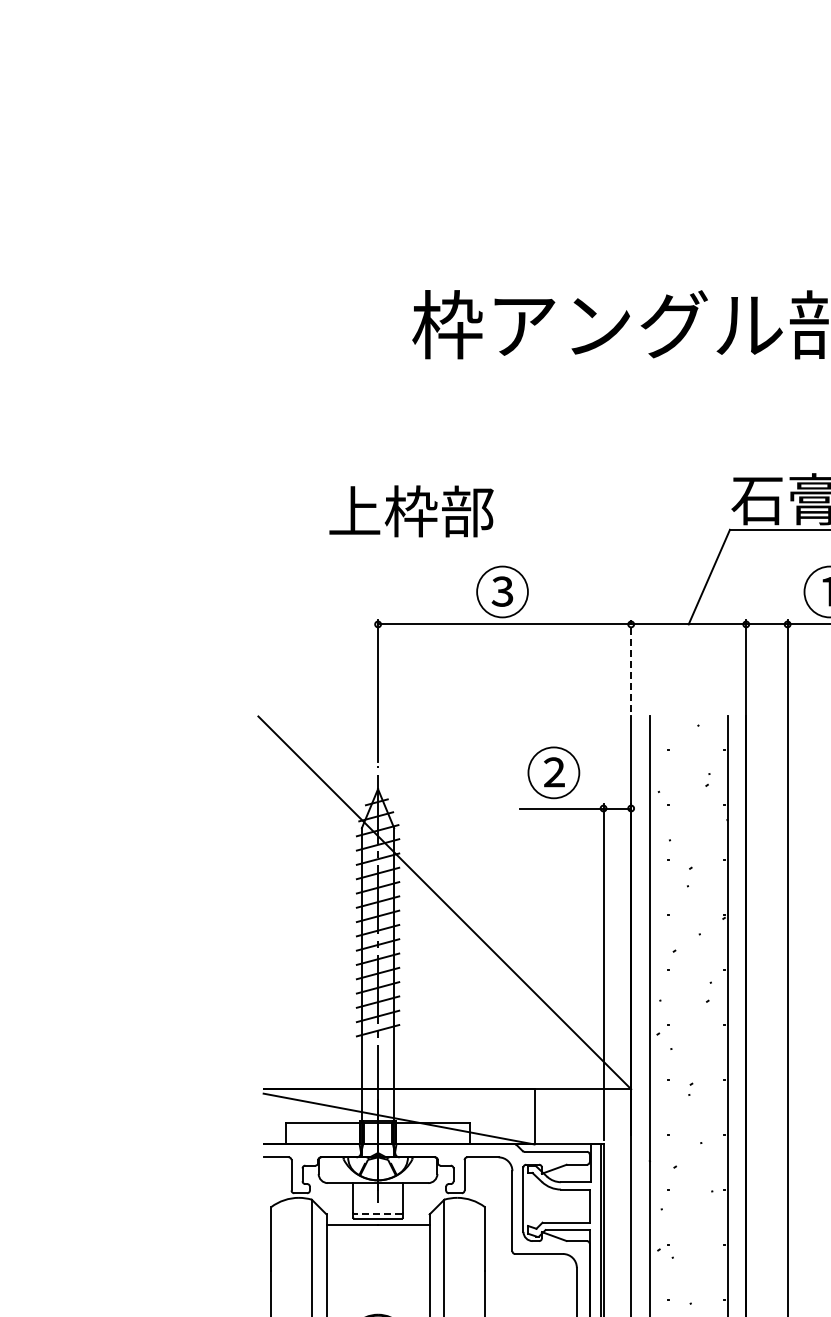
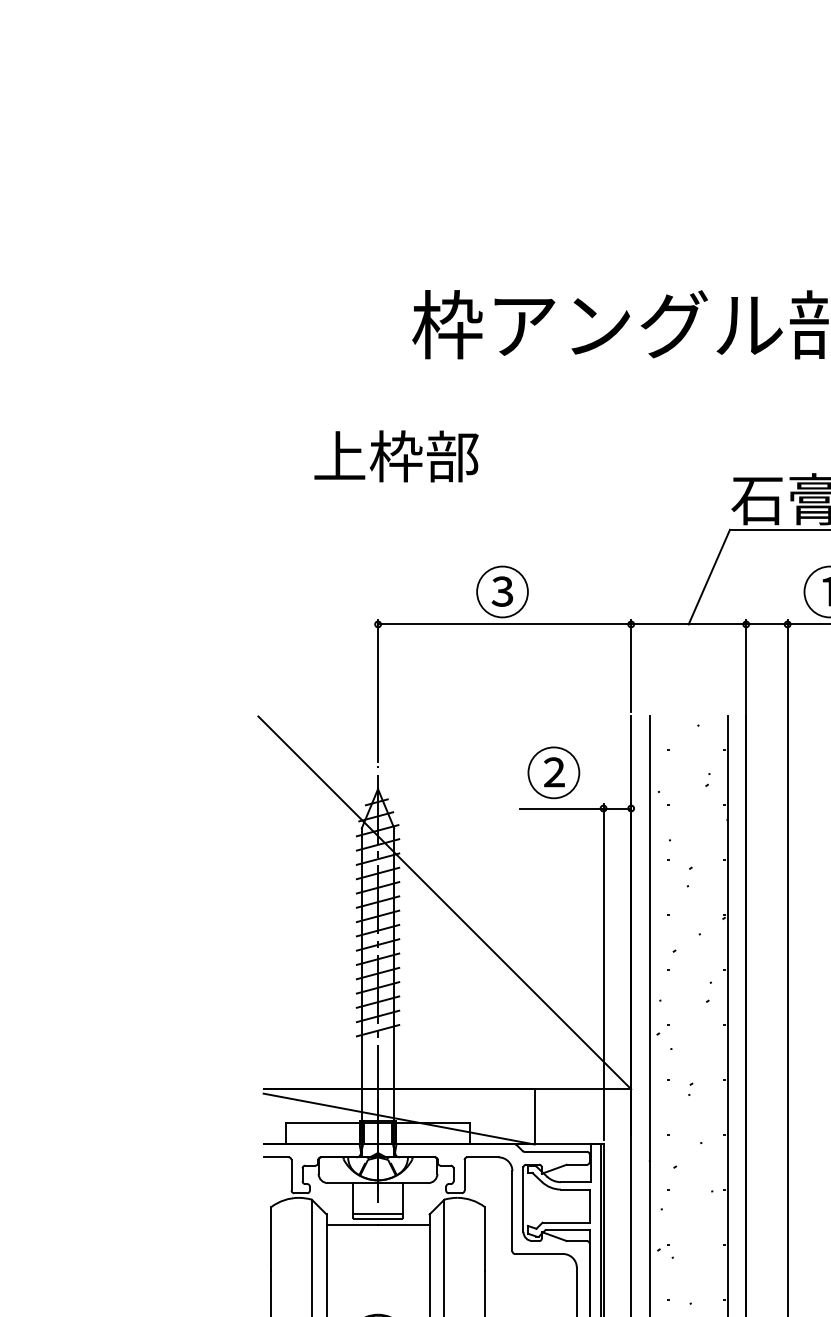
text position: (411, 511) -> (396, 456) (396, 456)
line: dashed -> solid (631, 665)
line: dashed -> solid (378, 1213)
